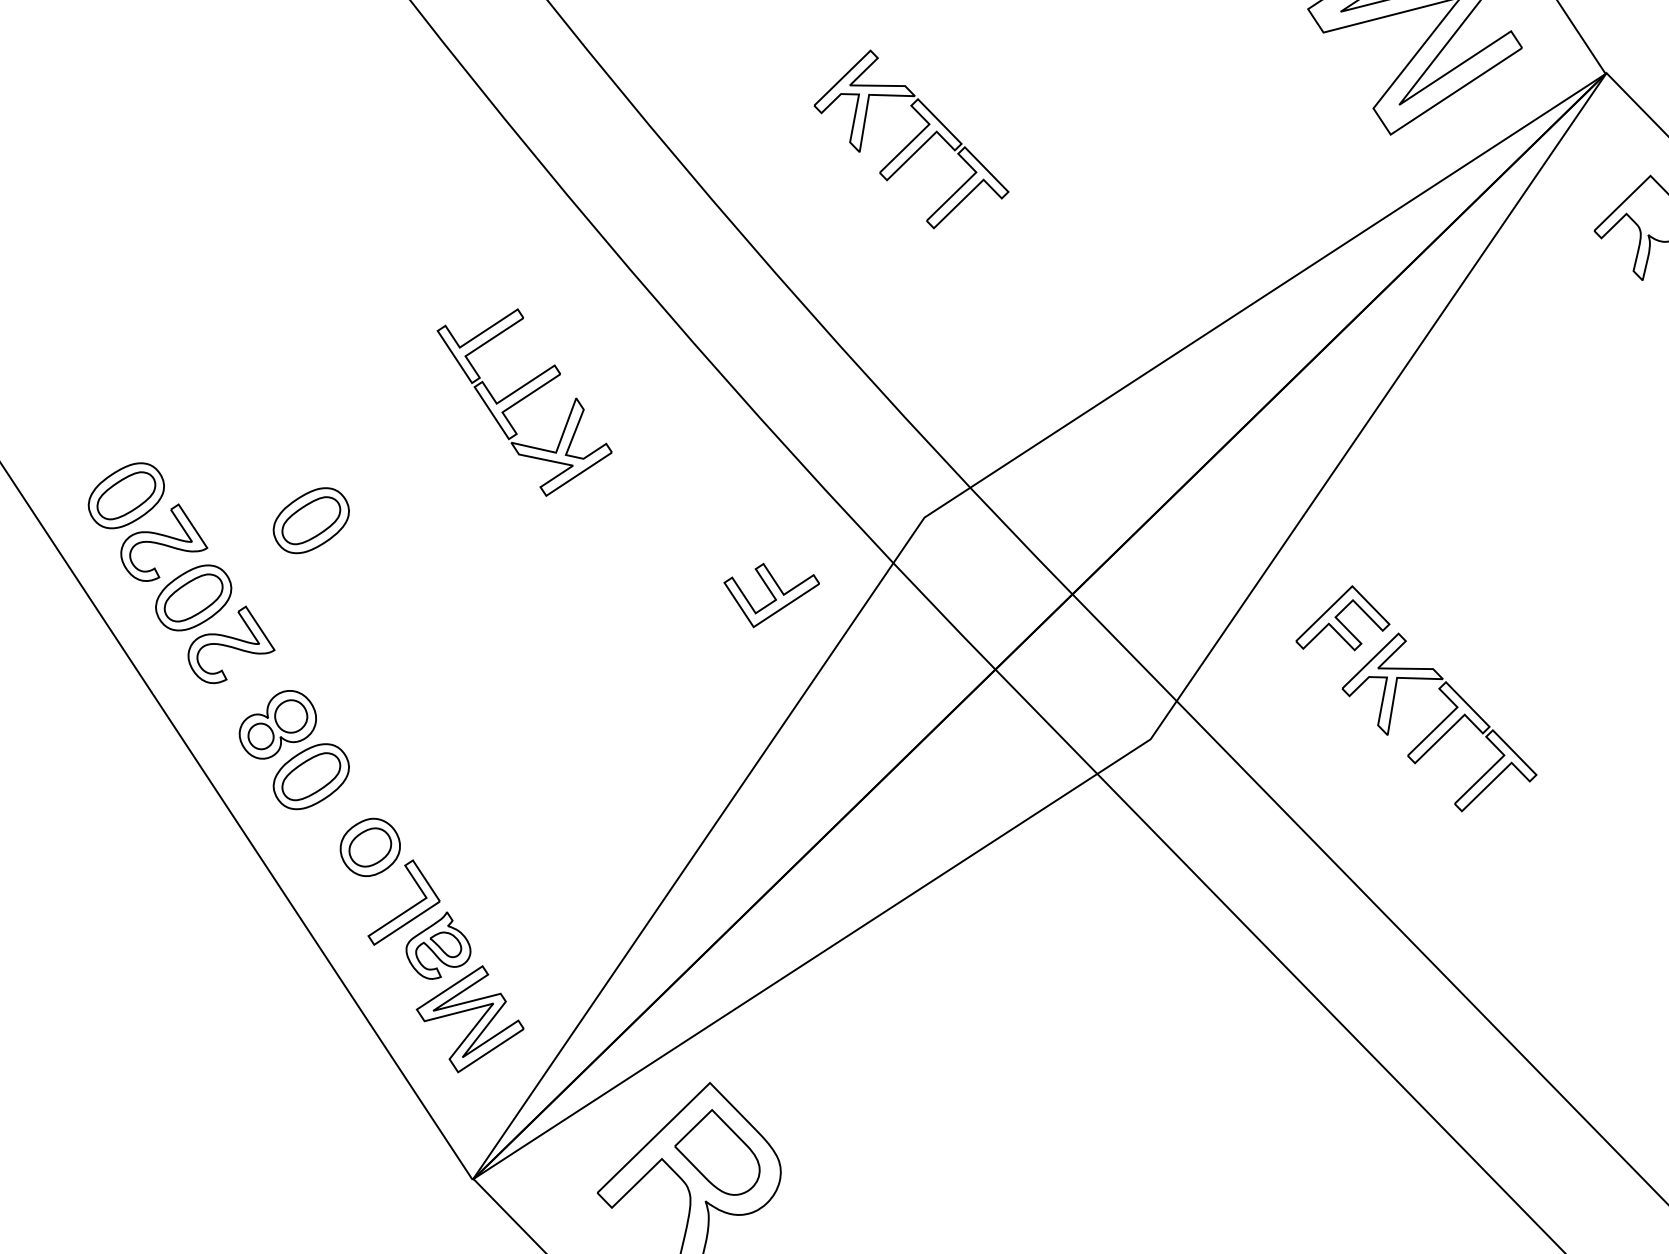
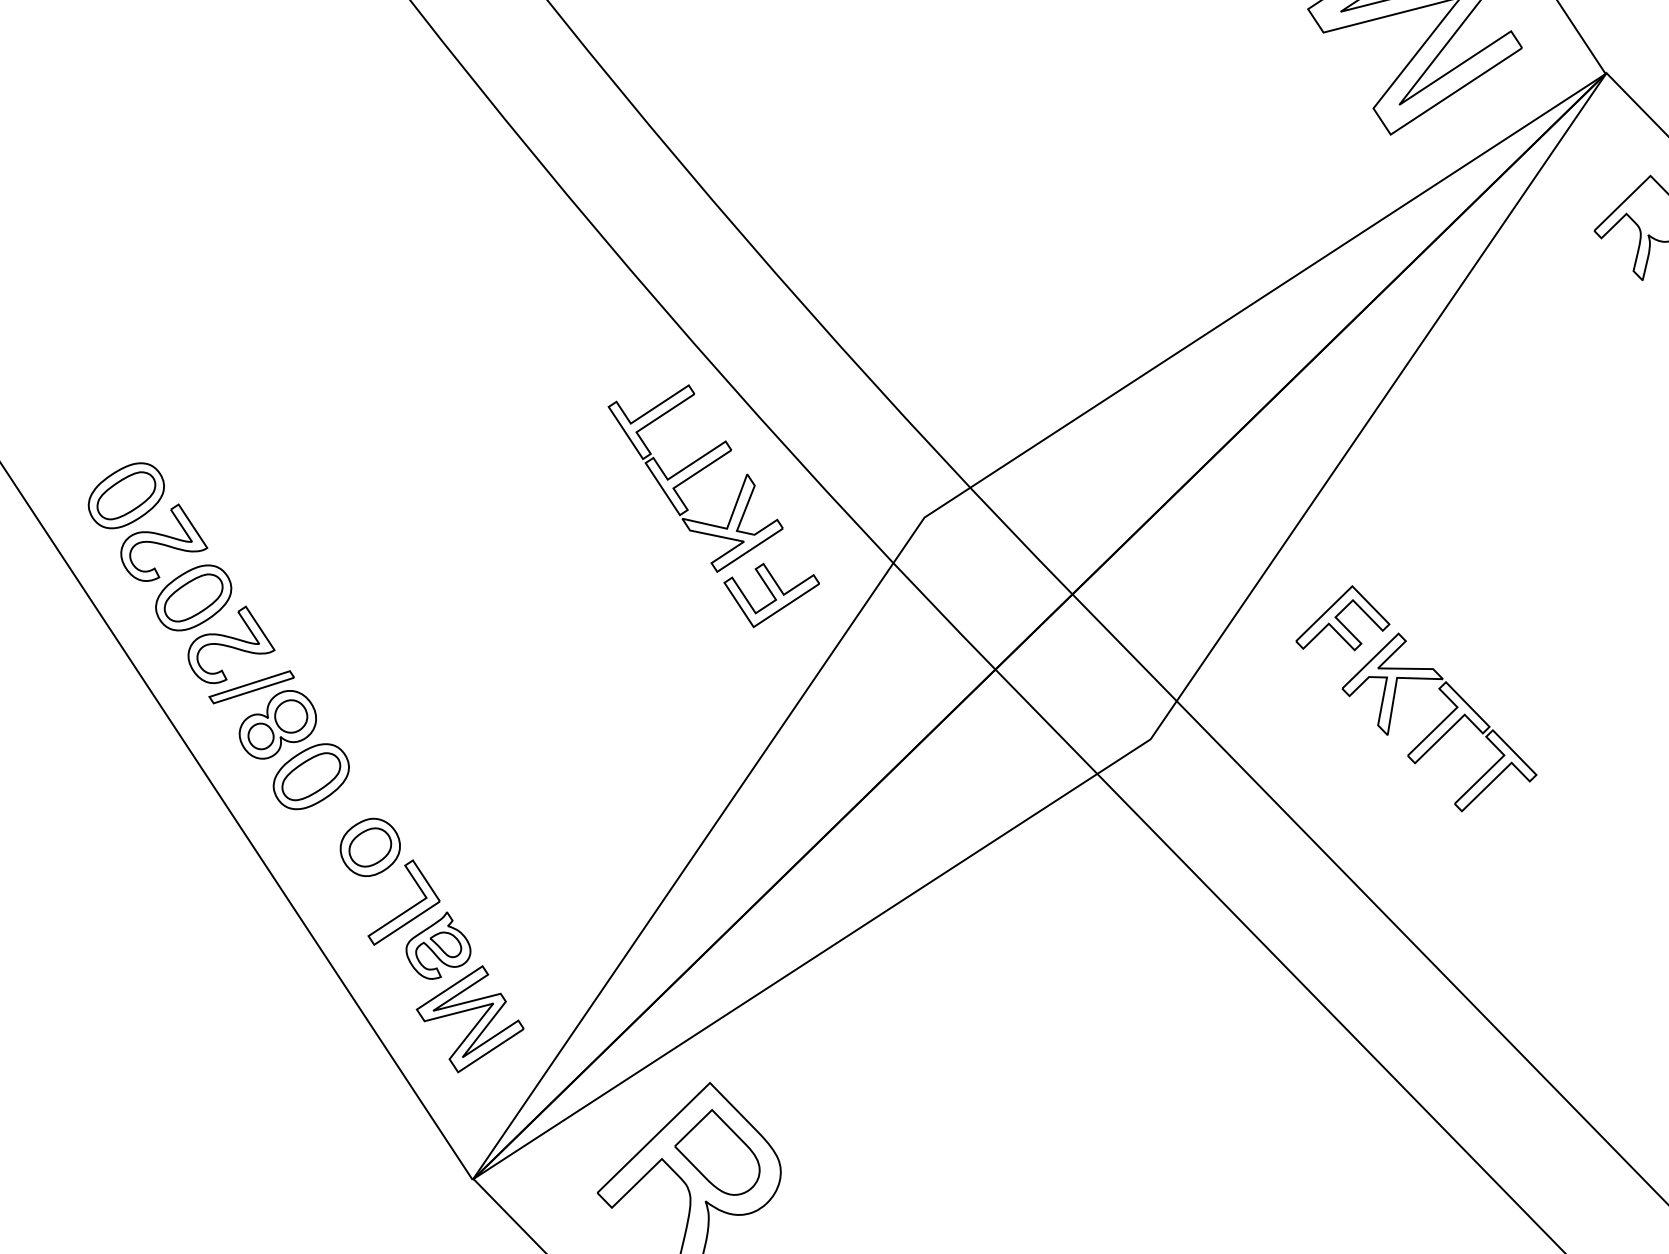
part: present -> none (911, 139)
part position: (524, 402) -> (695, 478) (695, 478)
part: present -> none (310, 520)
part: none -> present (251, 687)
